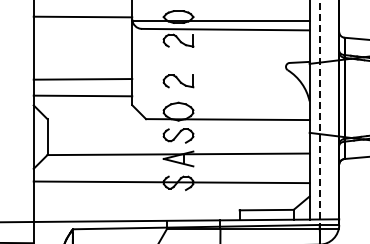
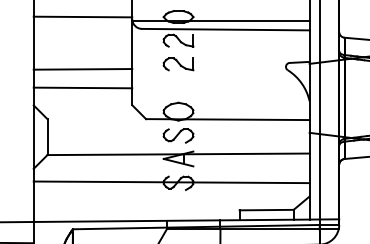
line position: (82, 79) -> (82, 69) (82, 69)
part position: (178, 81) -> (178, 64) (178, 64)
line position: (82, 95) -> (82, 87) (82, 87)
line: dashed -> solid (319, 113)
